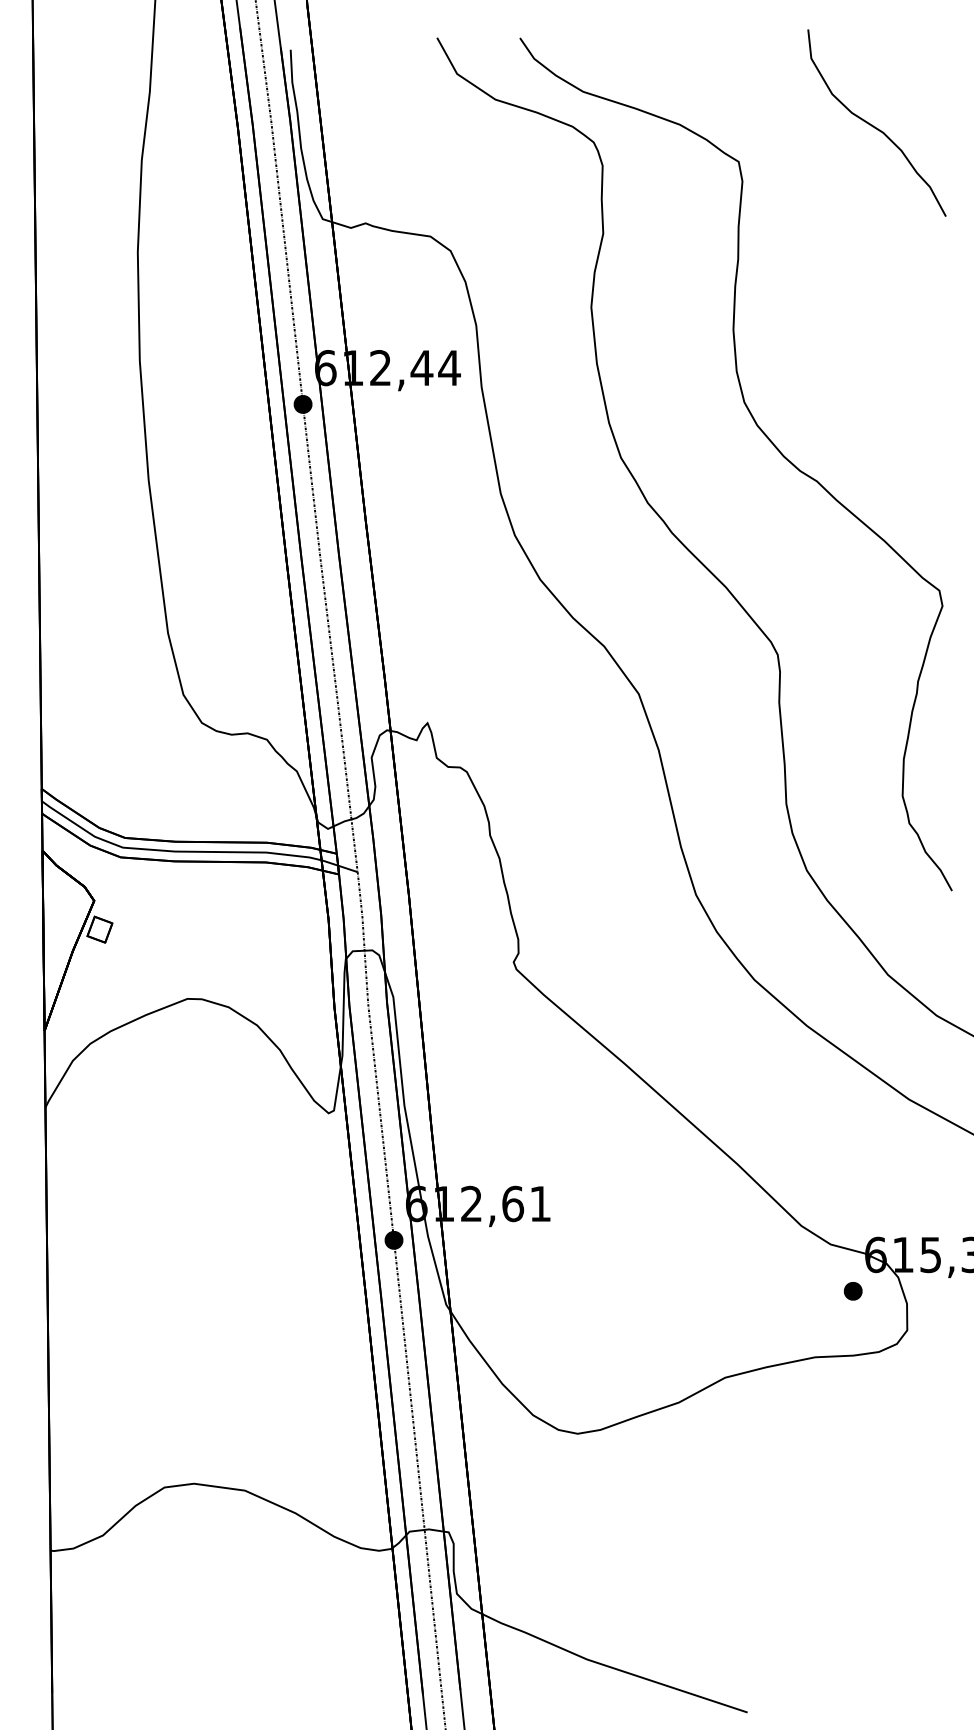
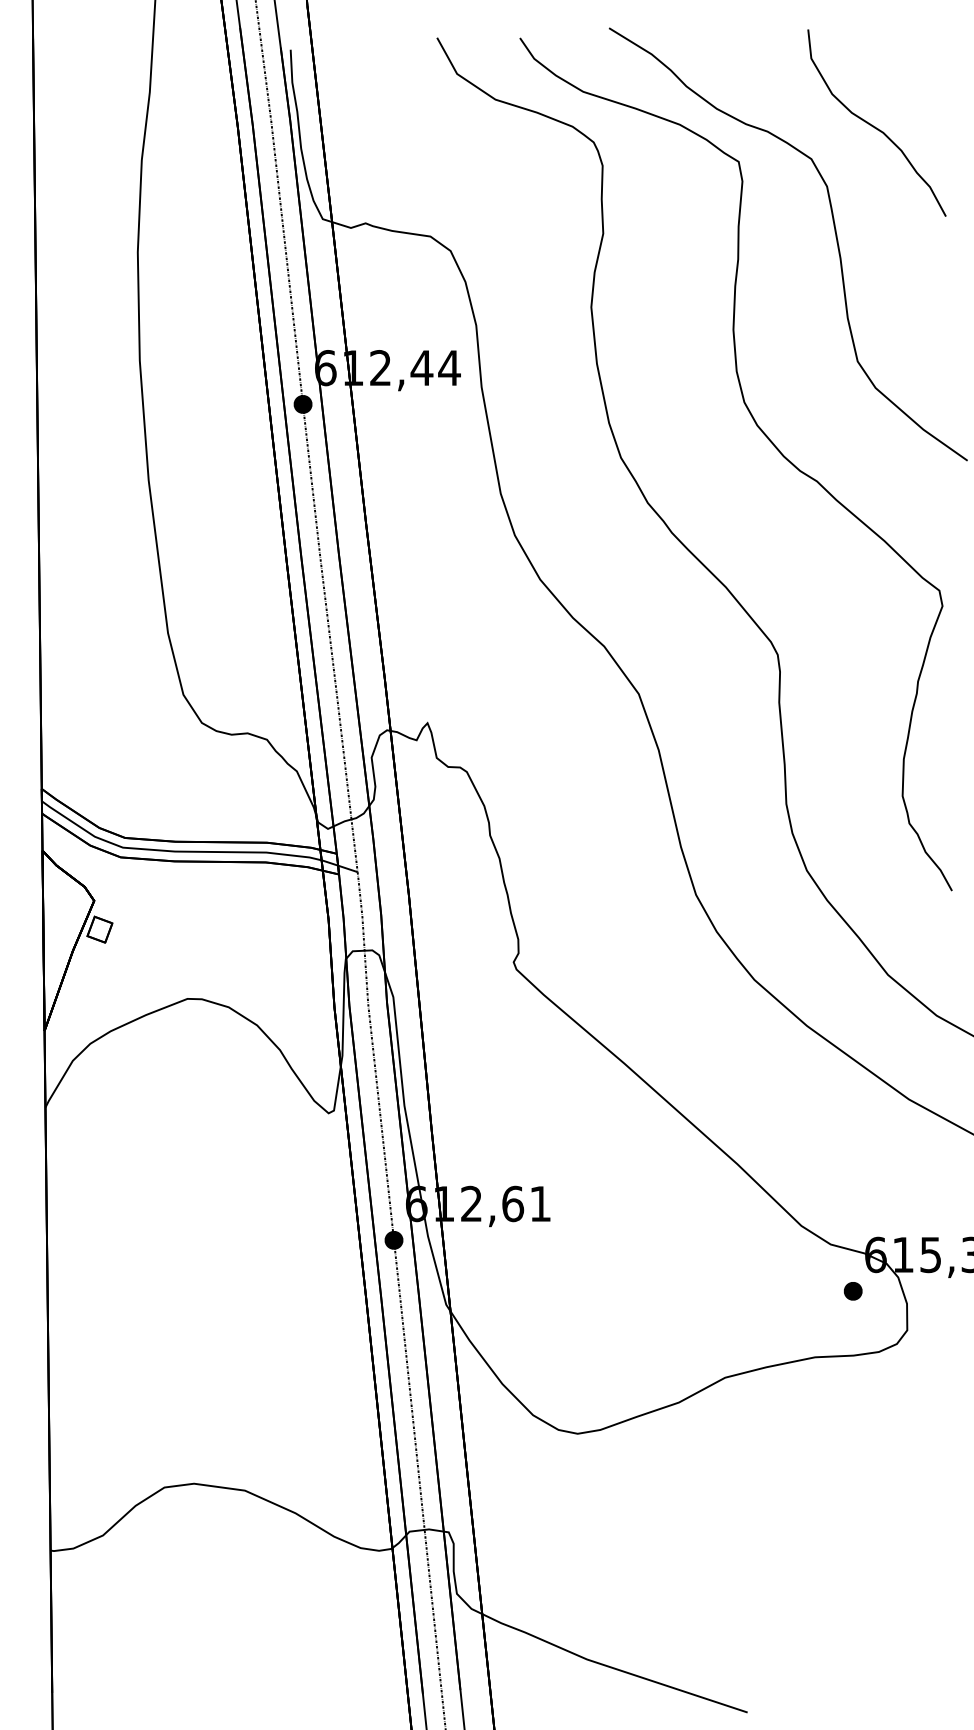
part: none -> present (834, 232)
